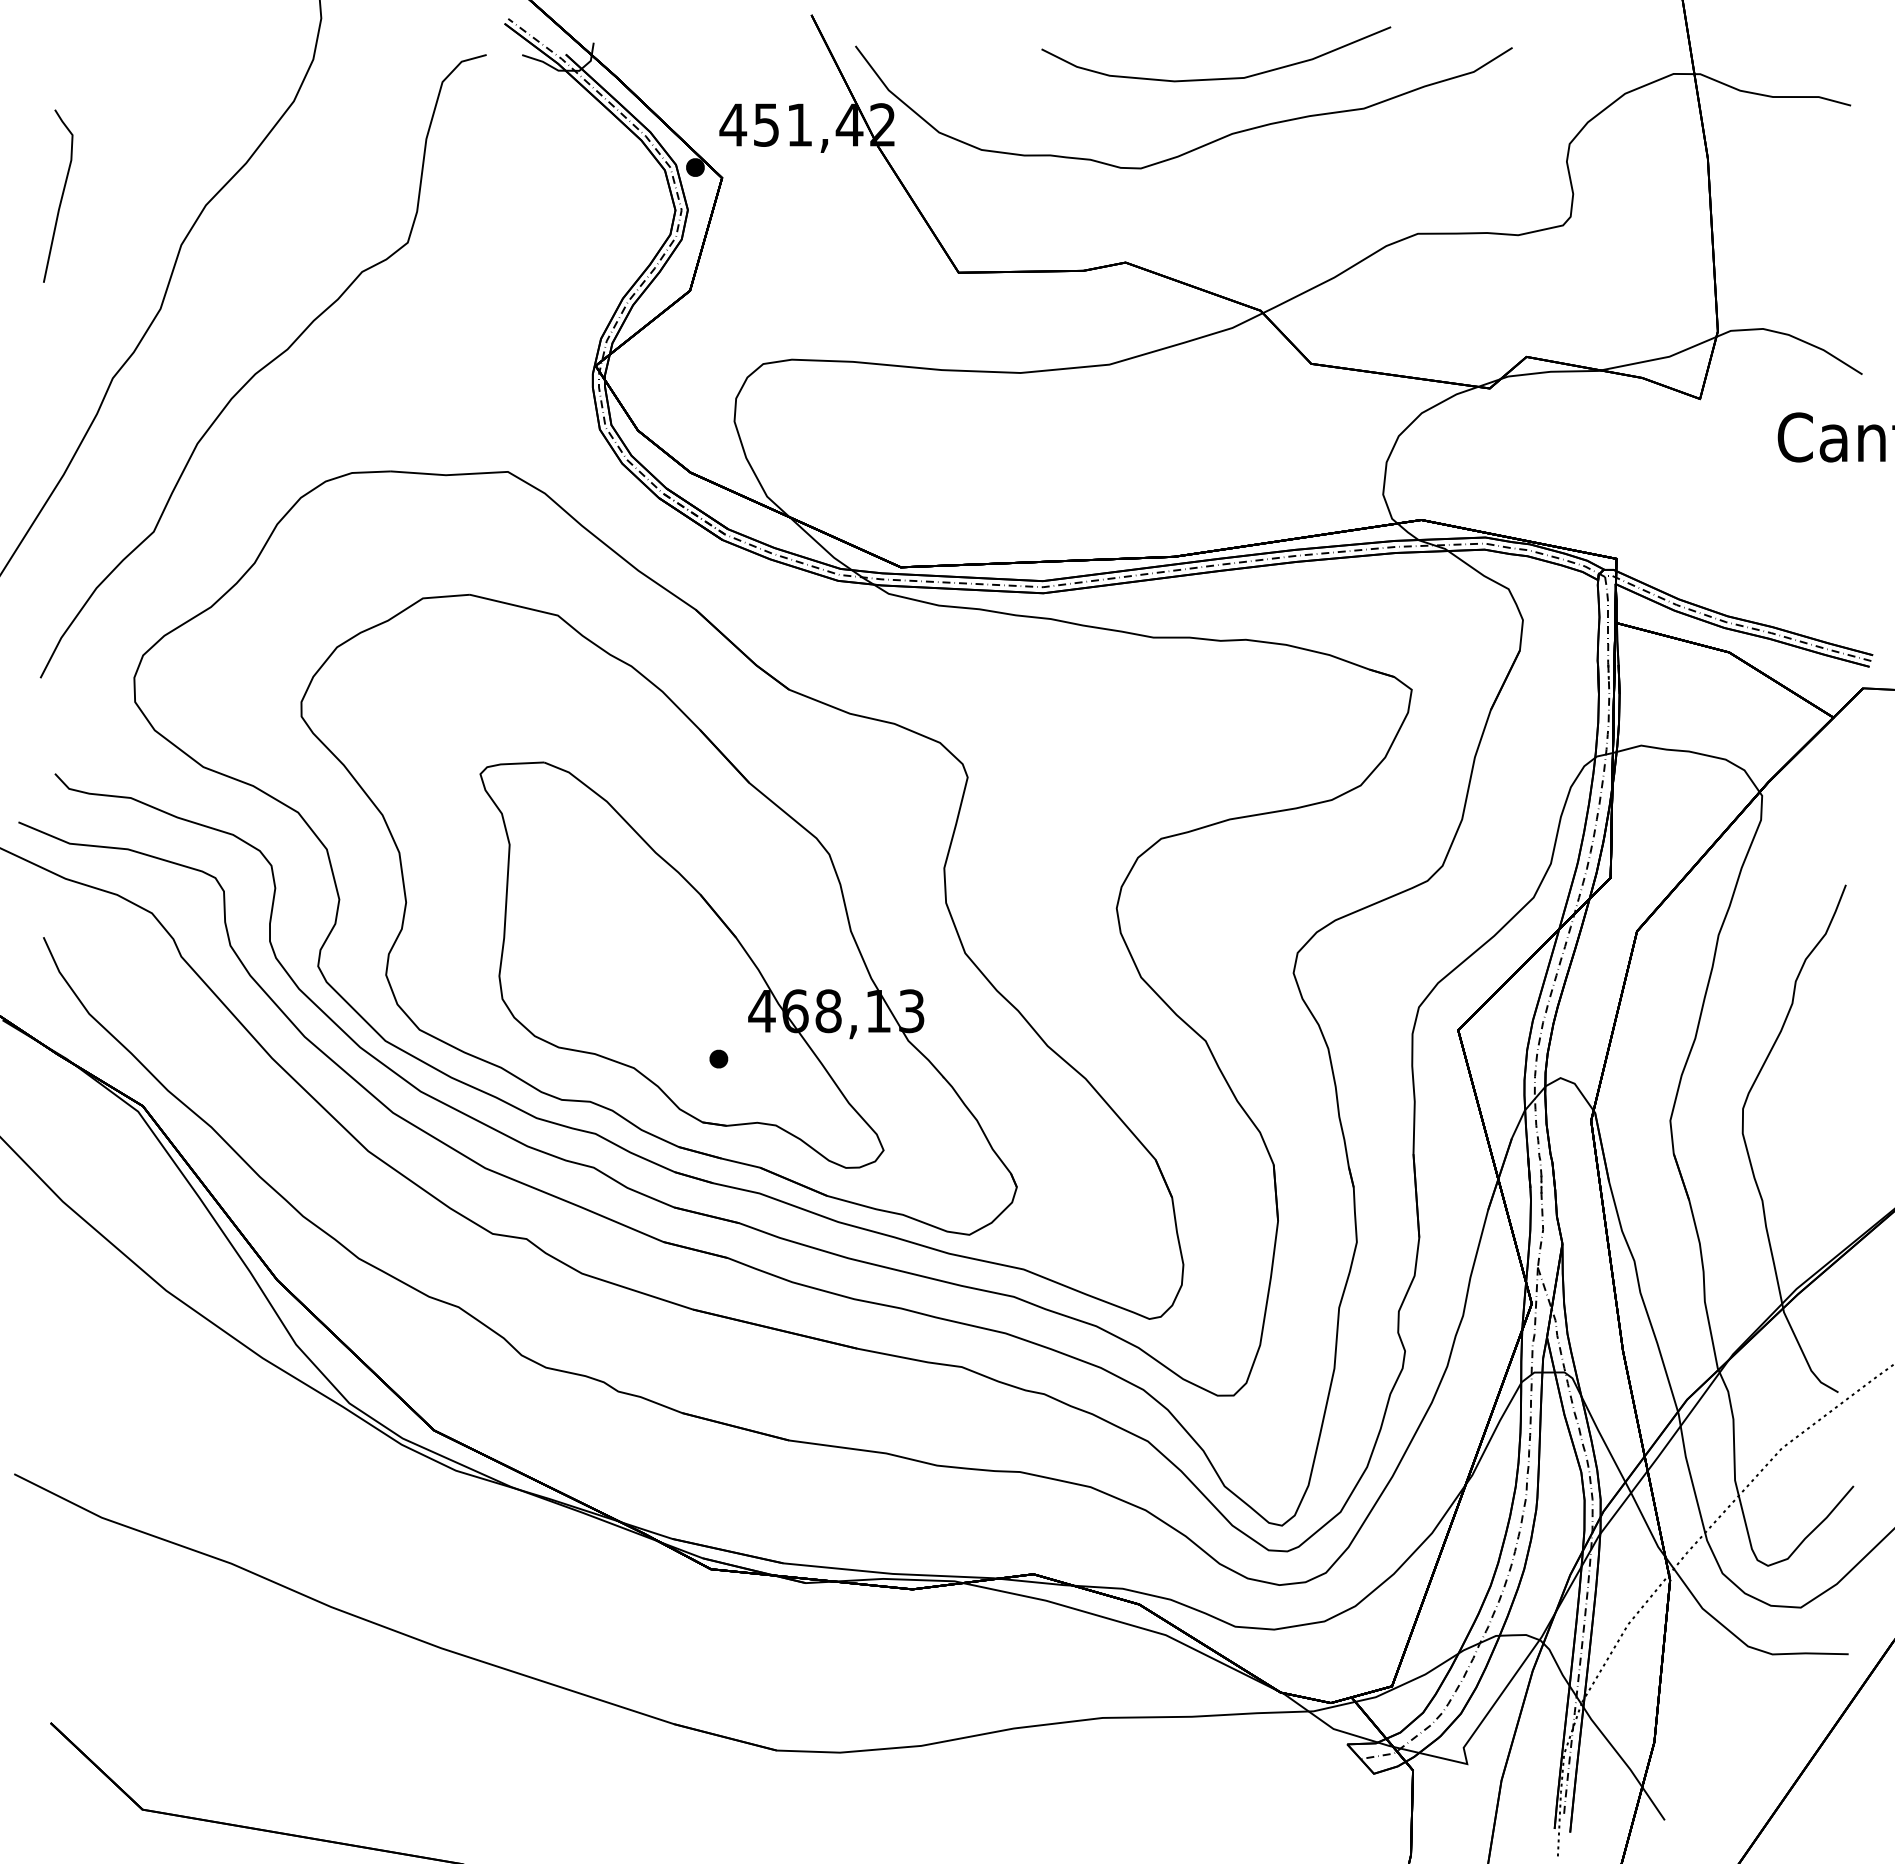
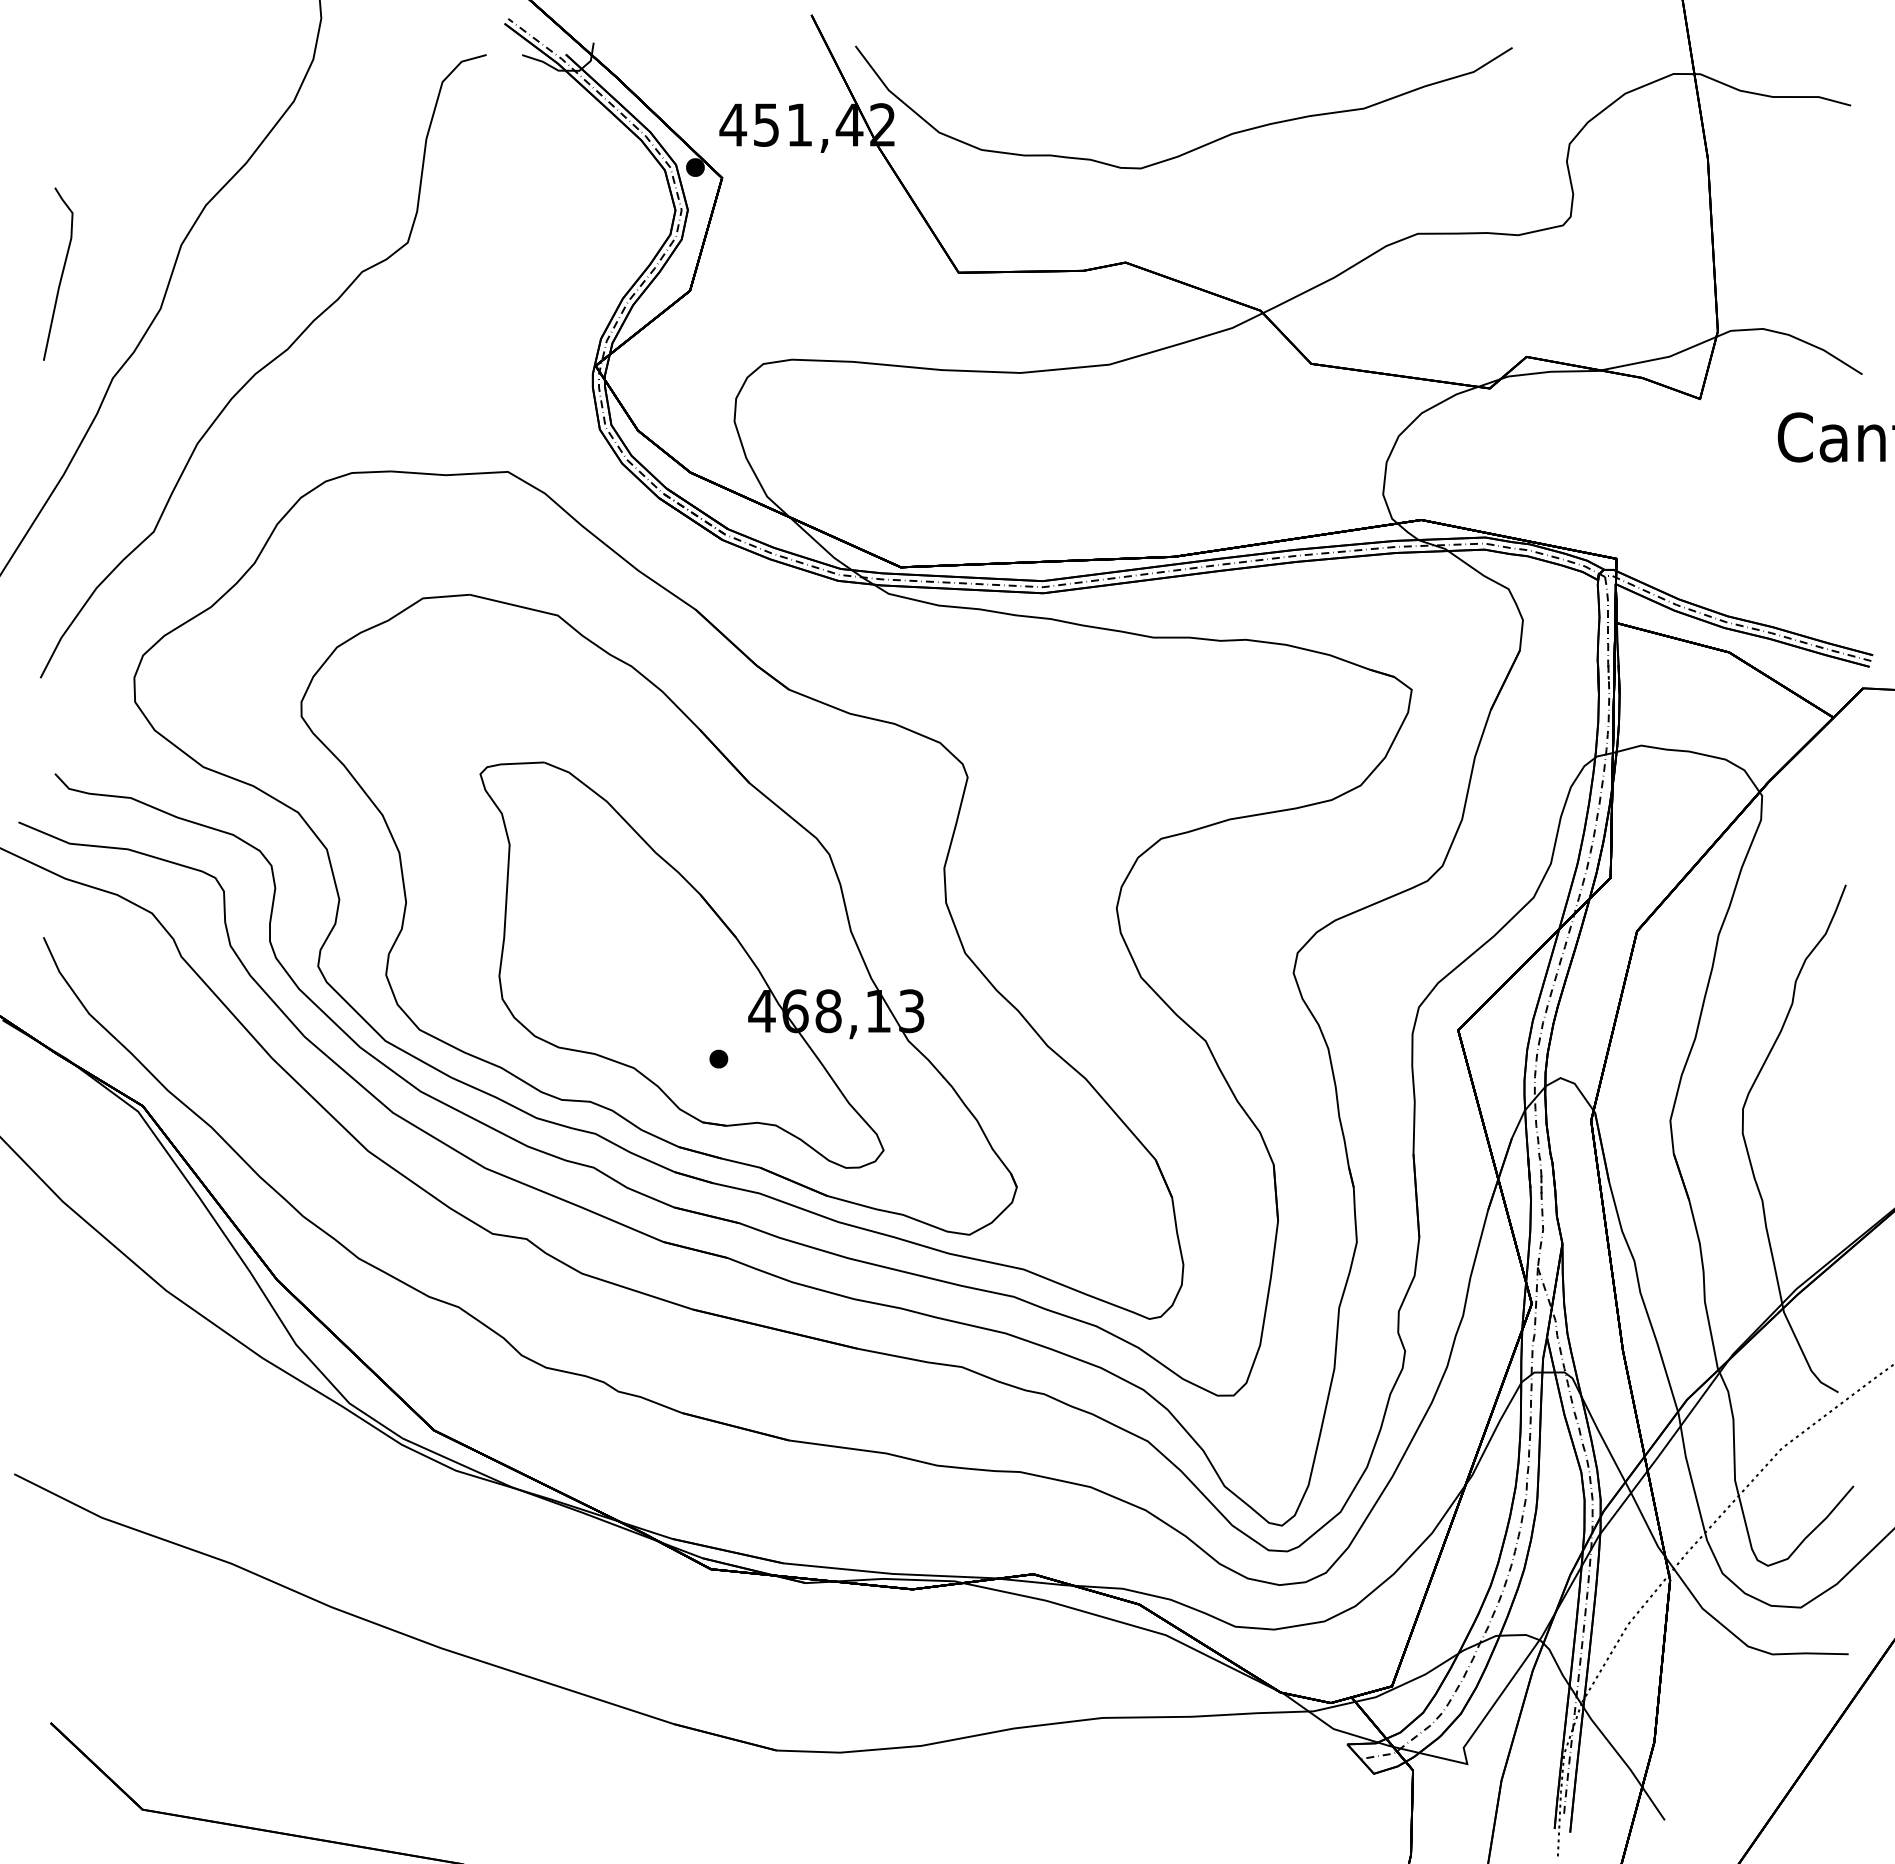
curve: present -> none (1216, 78)
curve position: (61, 195) -> (61, 273) (61, 273)
